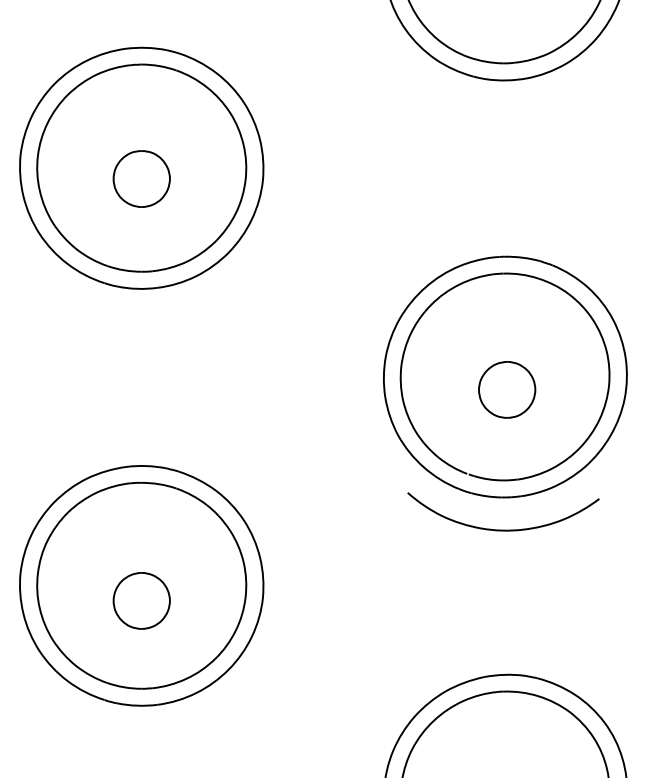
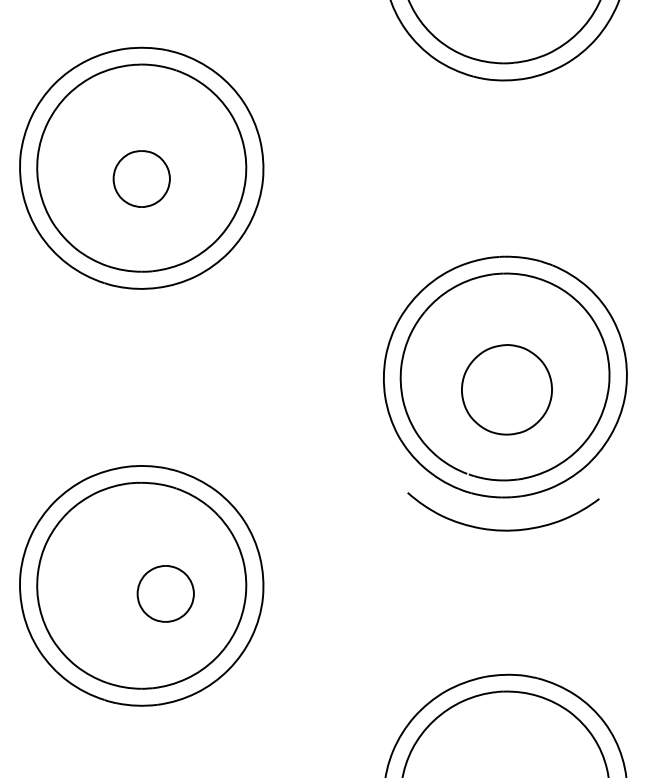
part size: 59x58 px -> 92x92 px (506, 389)
part position: (141, 600) -> (165, 593) (165, 593)
